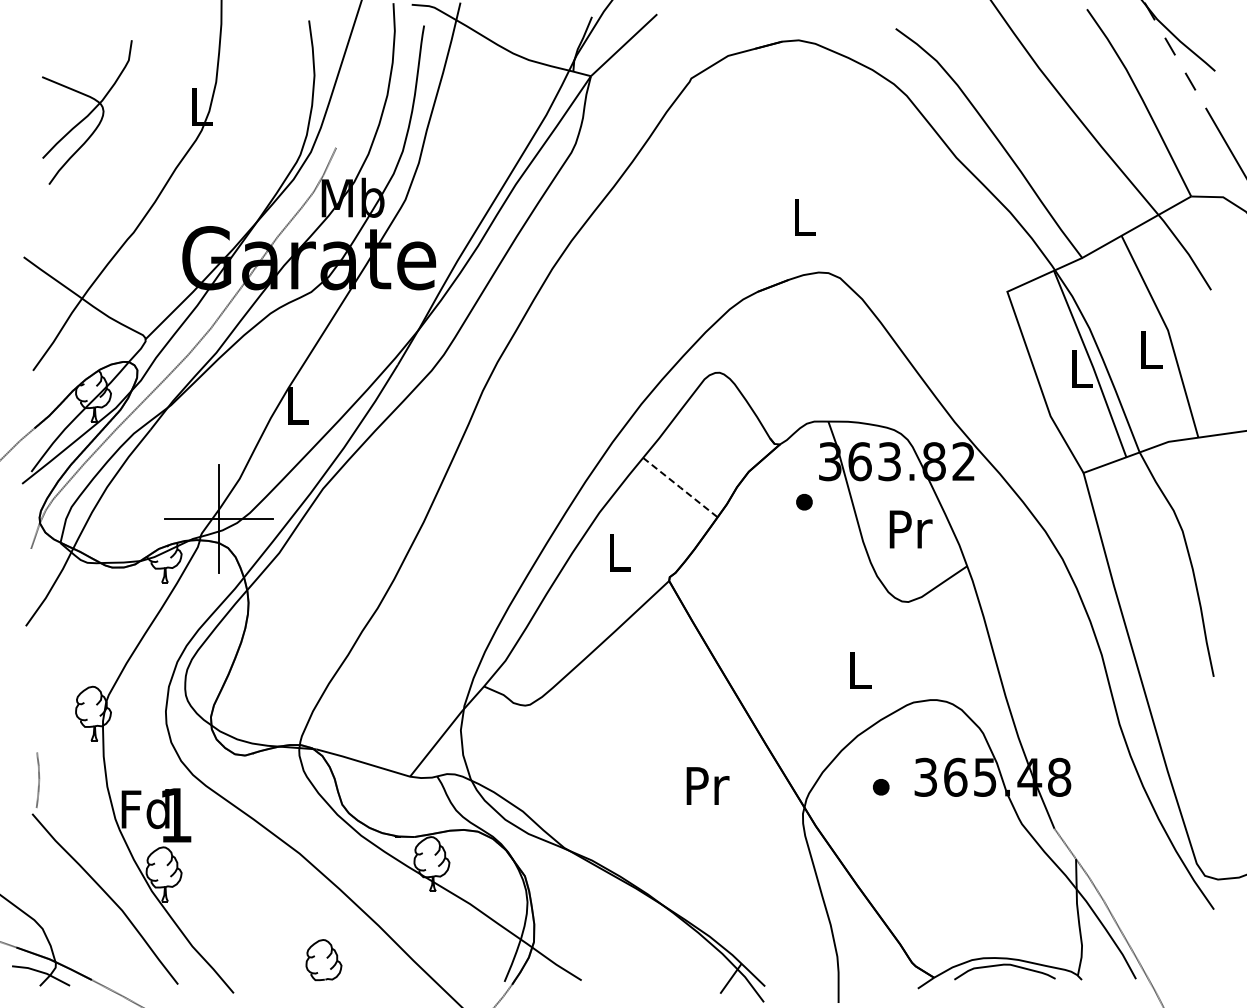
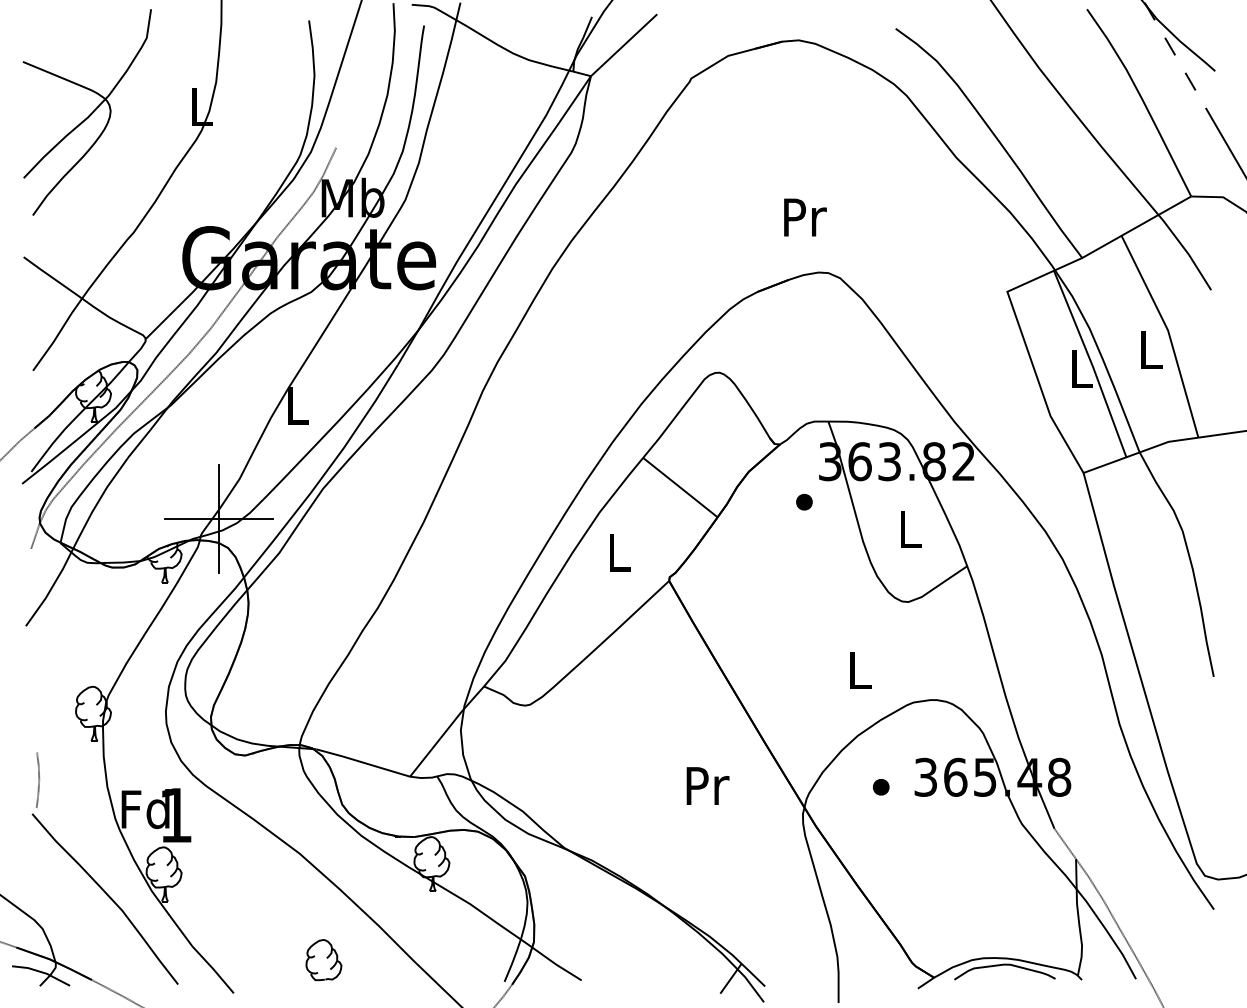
part size: 91x145 px -> 130x207 px (86, 112)
text: L -> Pr (805, 217)
line: dashed -> solid (680, 487)
text: Pr -> L (910, 529)
